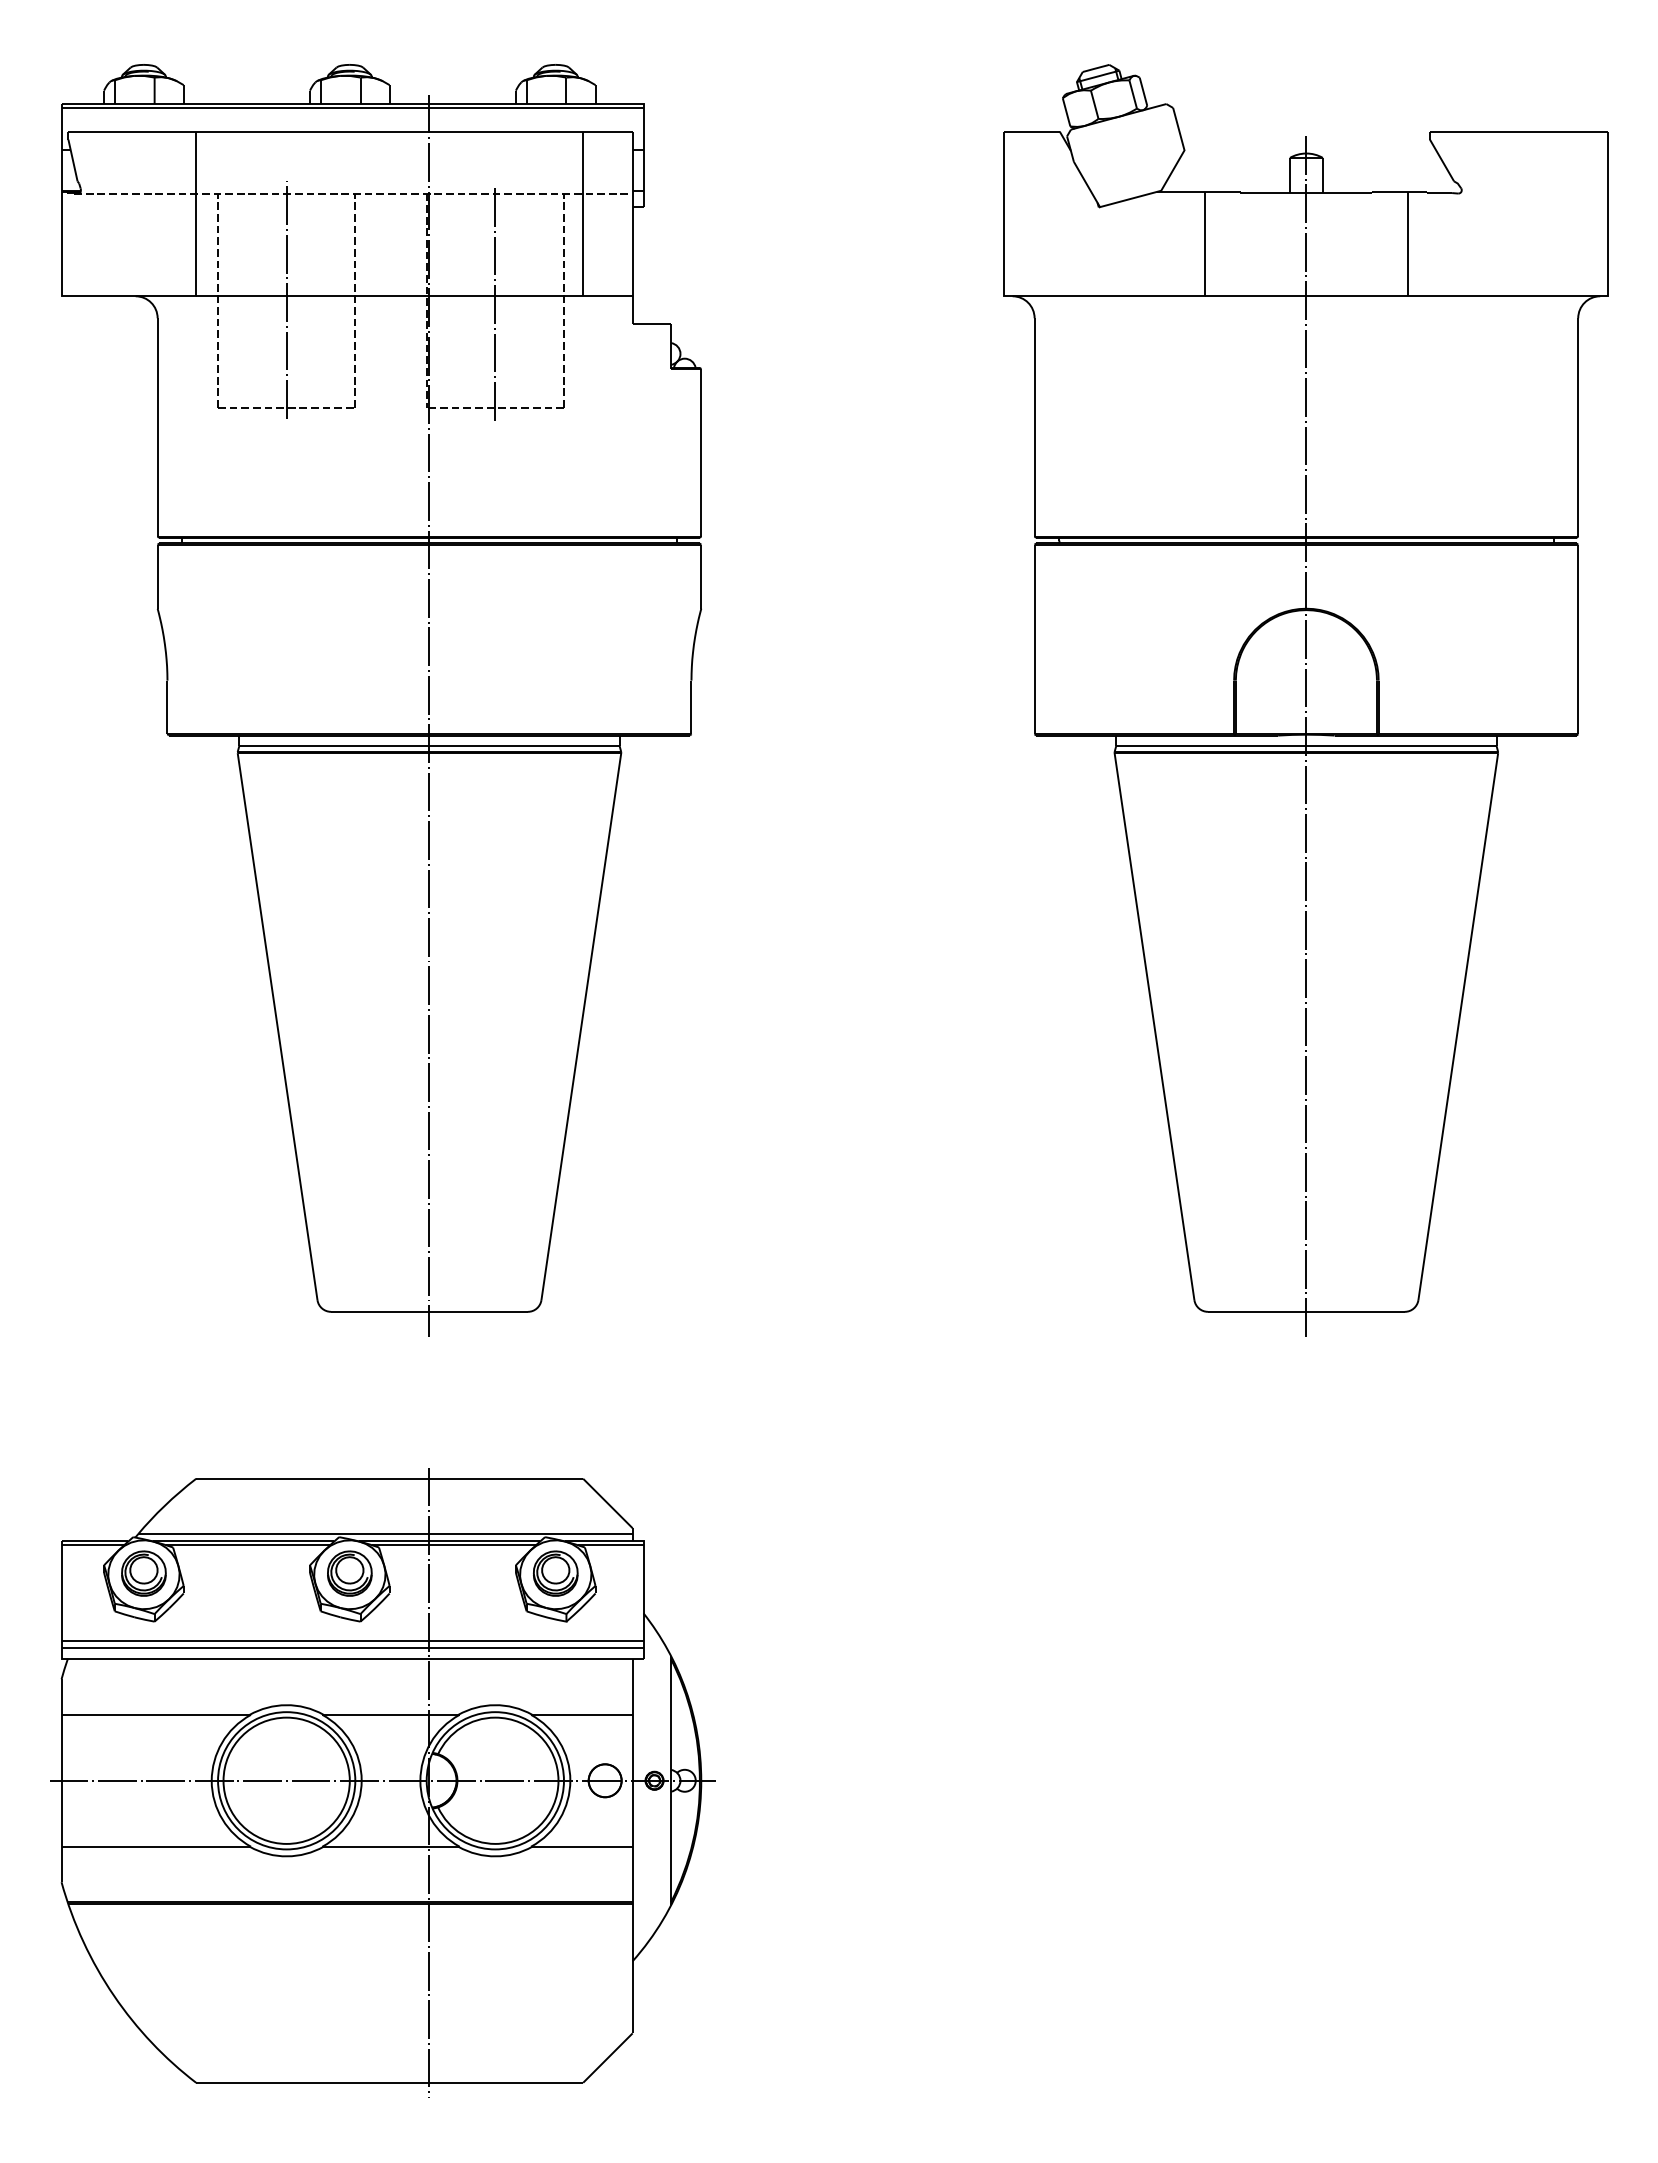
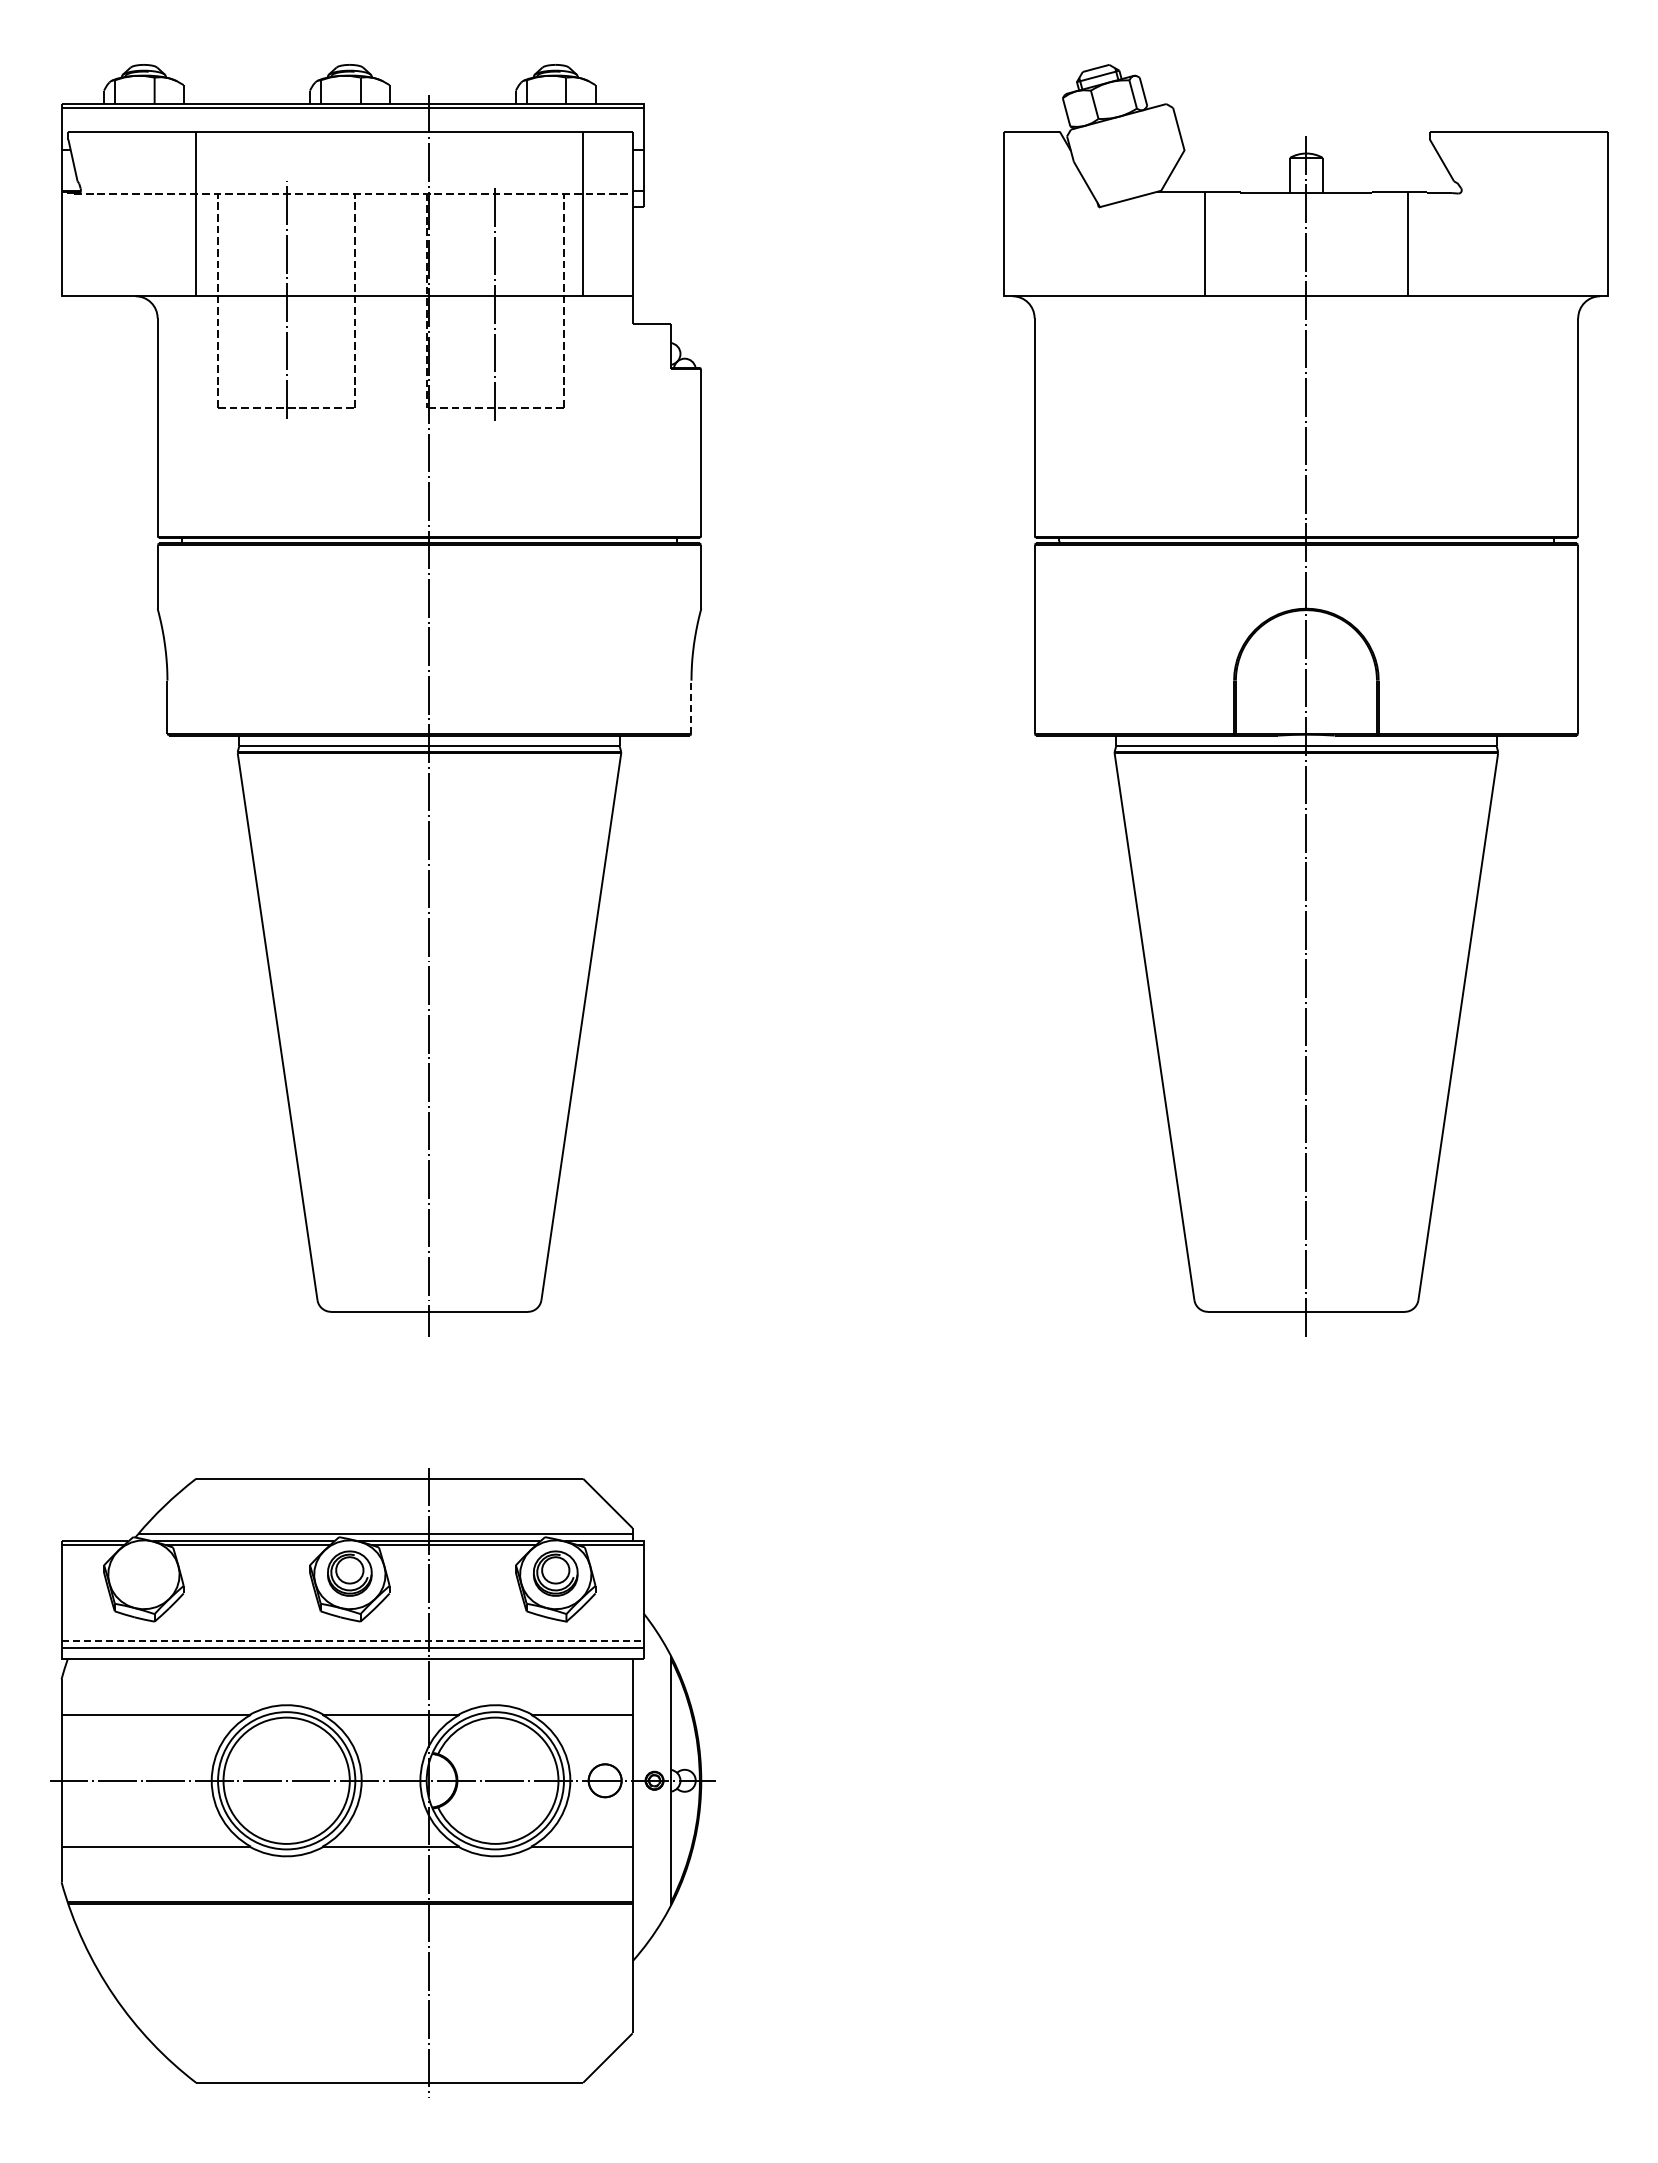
line: solid -> dashed (691, 707)
part: present -> none (143, 1573)
line: solid -> dashed (353, 1640)
